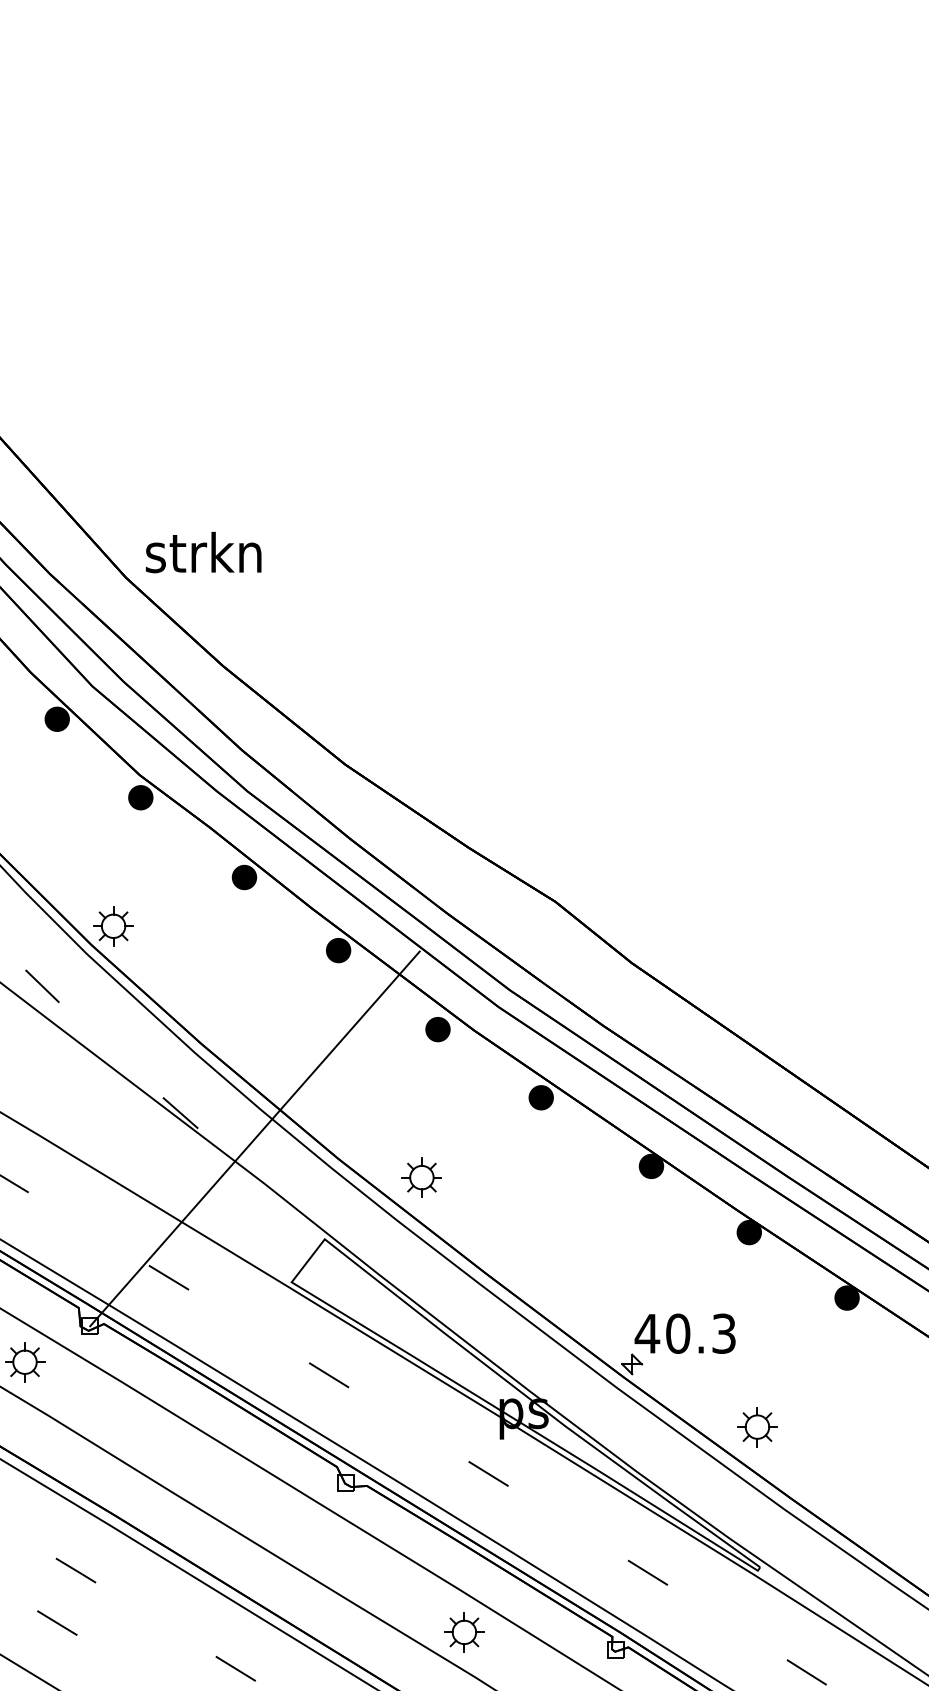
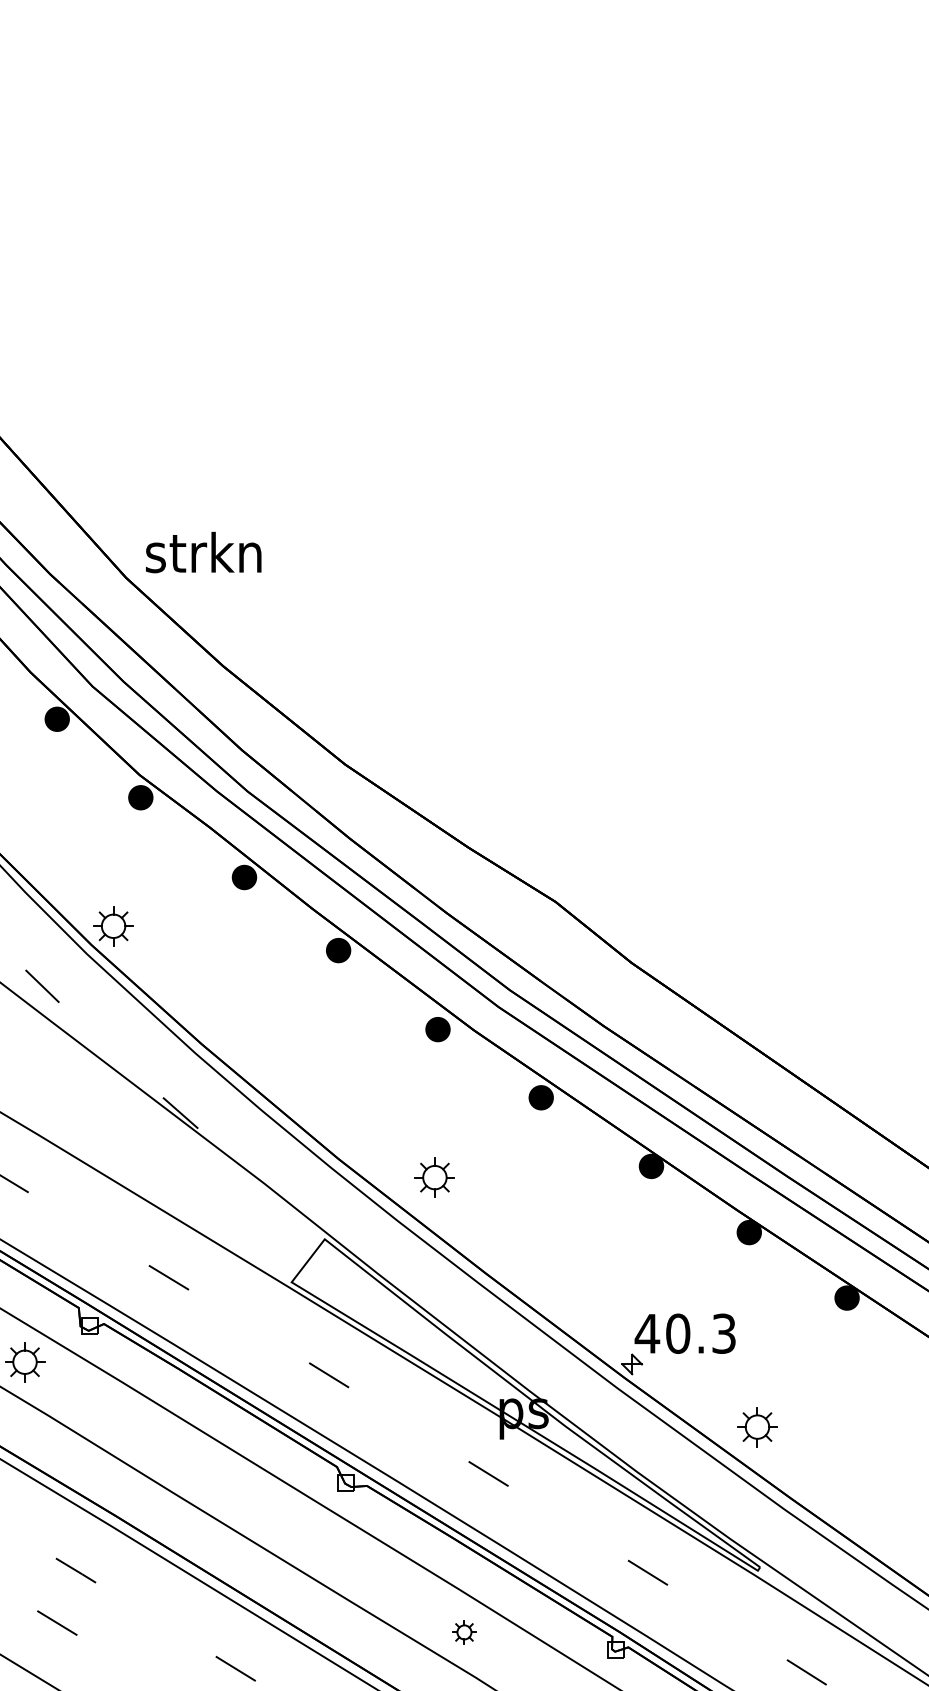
line: present -> none (254, 1138)
part position: (421, 1177) -> (434, 1177) (434, 1177)
part size: 41x41 px -> 25x25 px (464, 1632)
